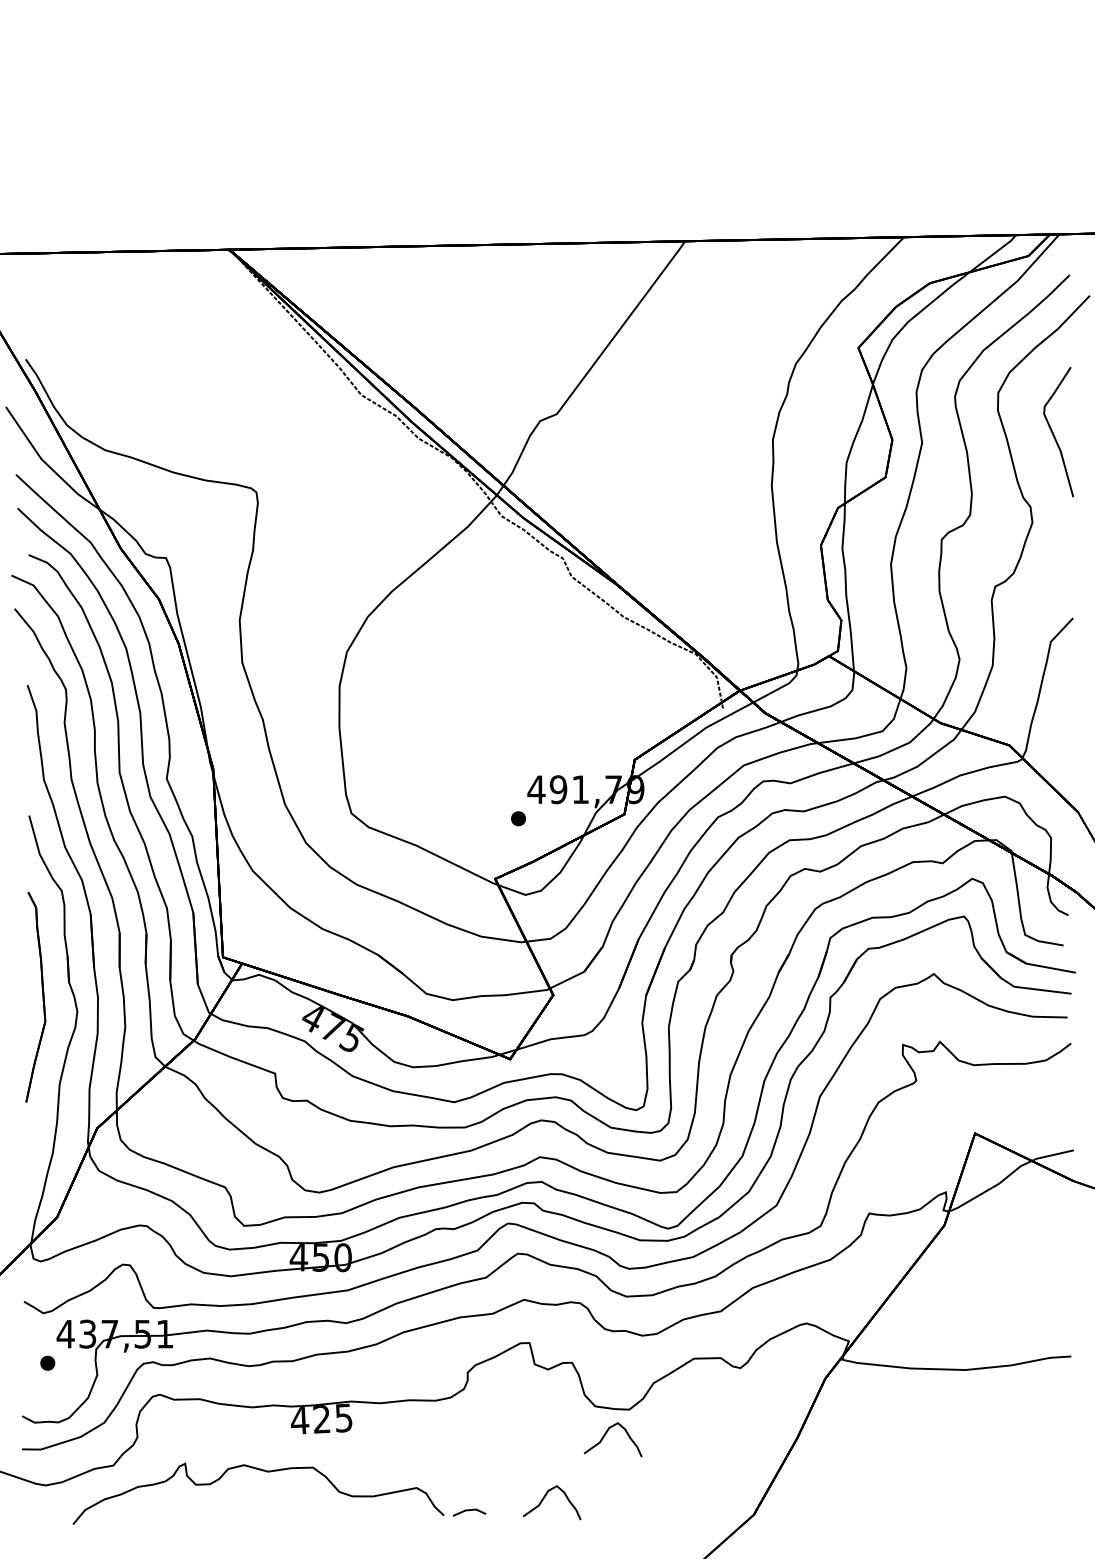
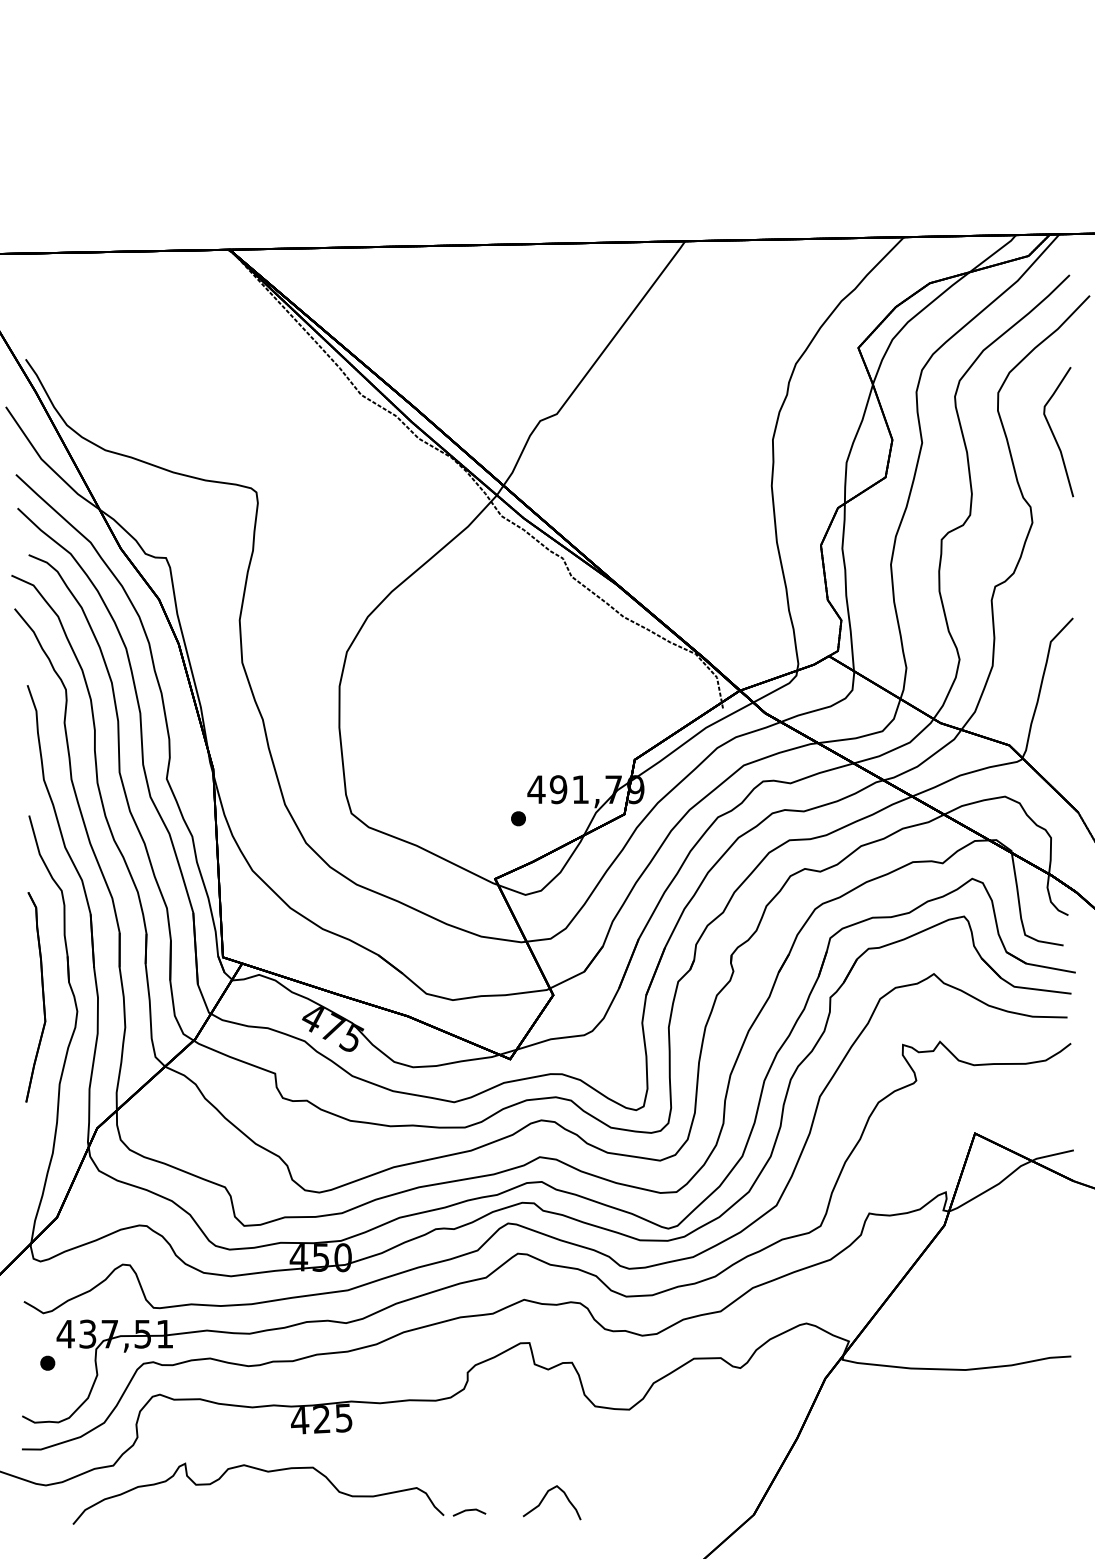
curve: present -> none (606, 1434)
